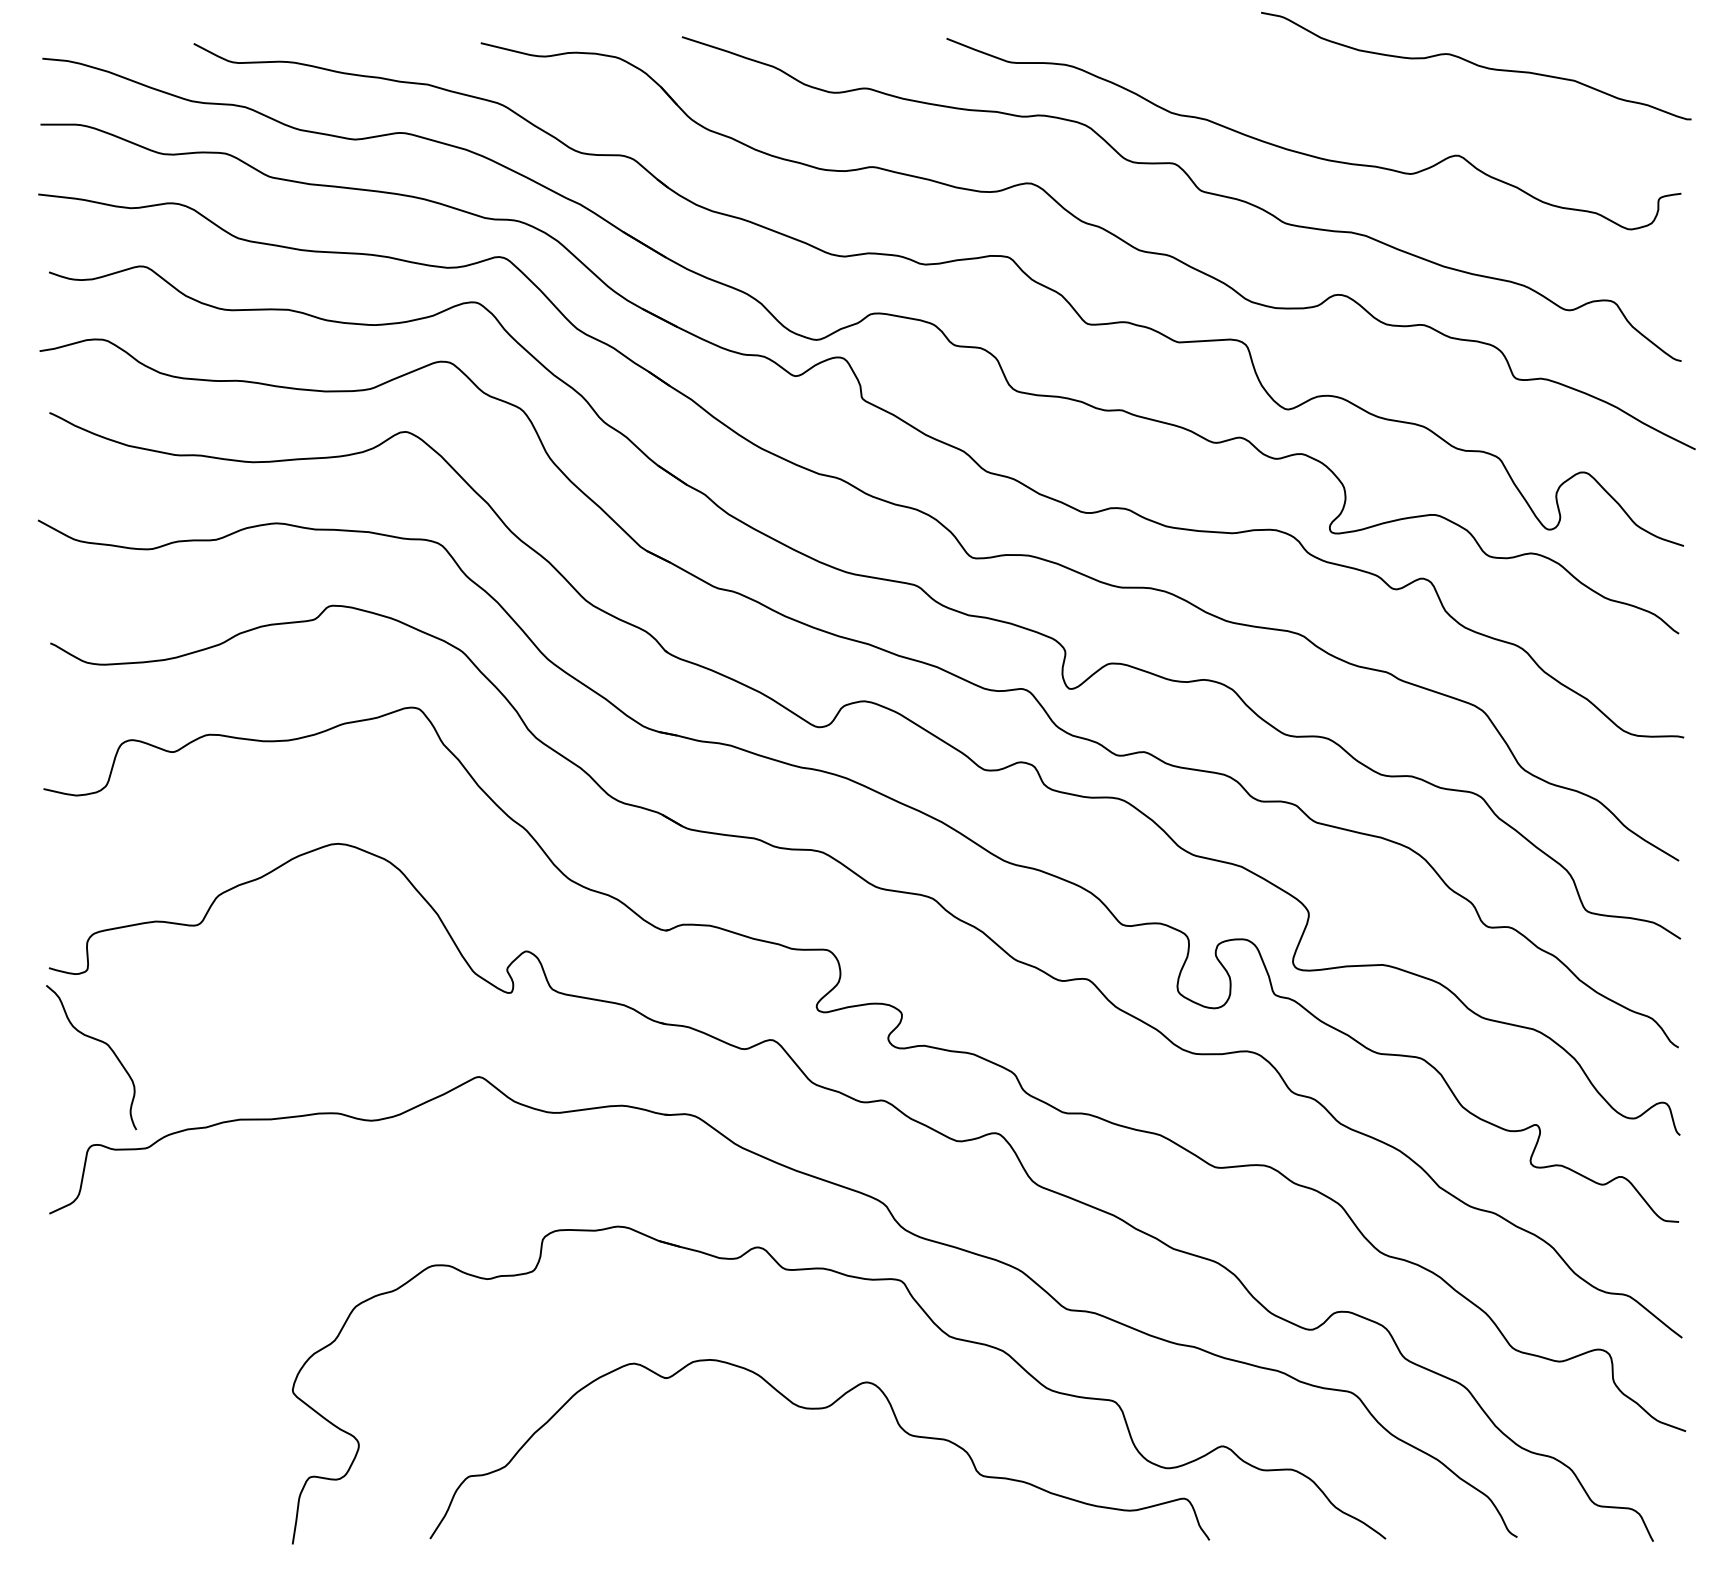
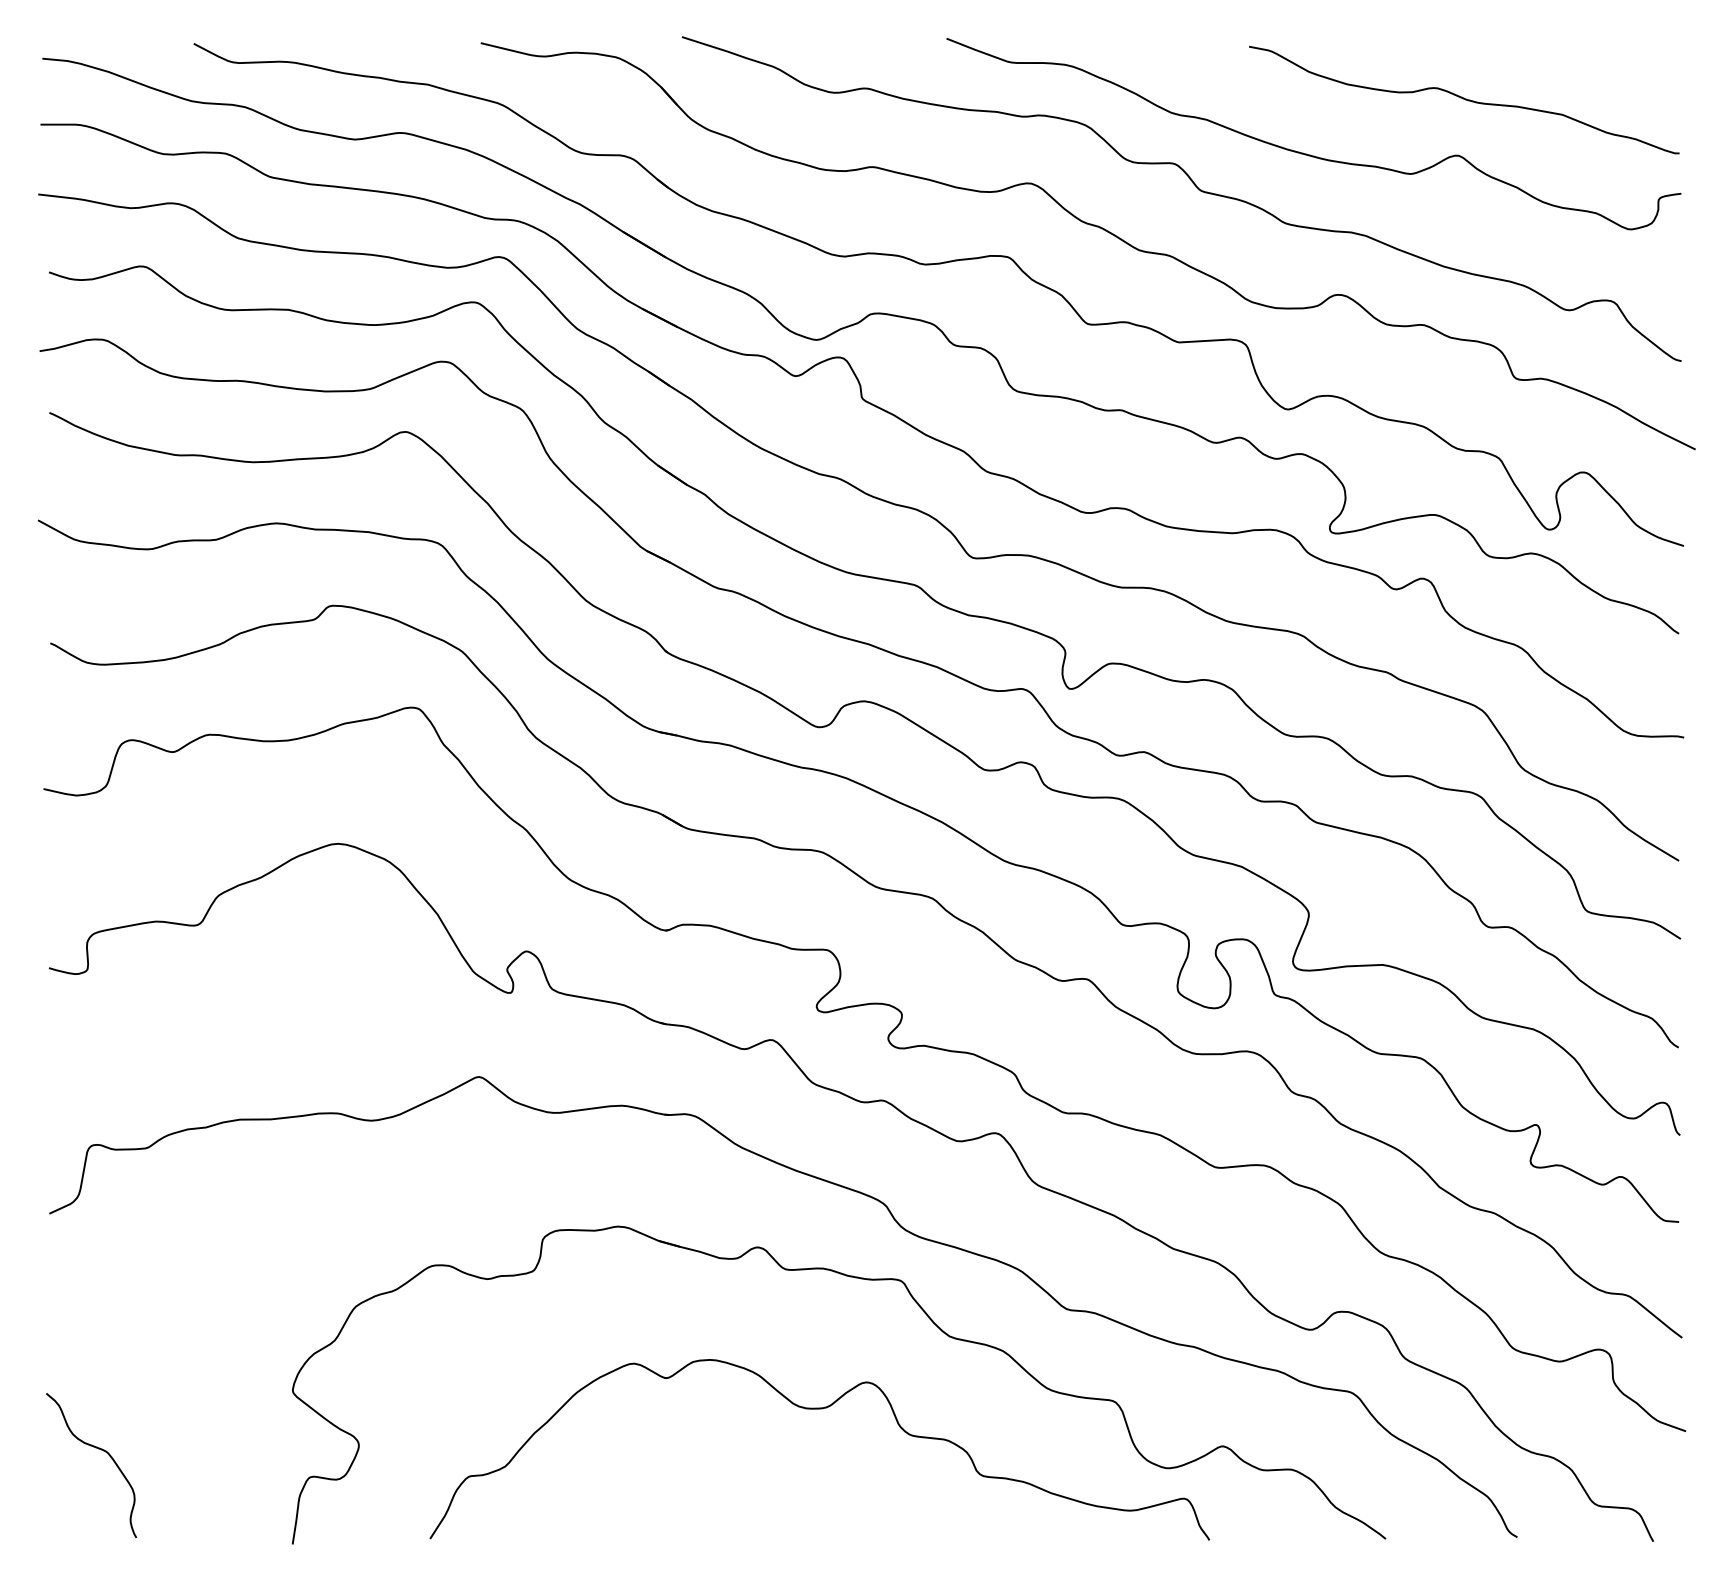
curve position: (1476, 65) -> (1464, 99) (1464, 99)
curve position: (95, 1040) -> (95, 1448) (95, 1448)
